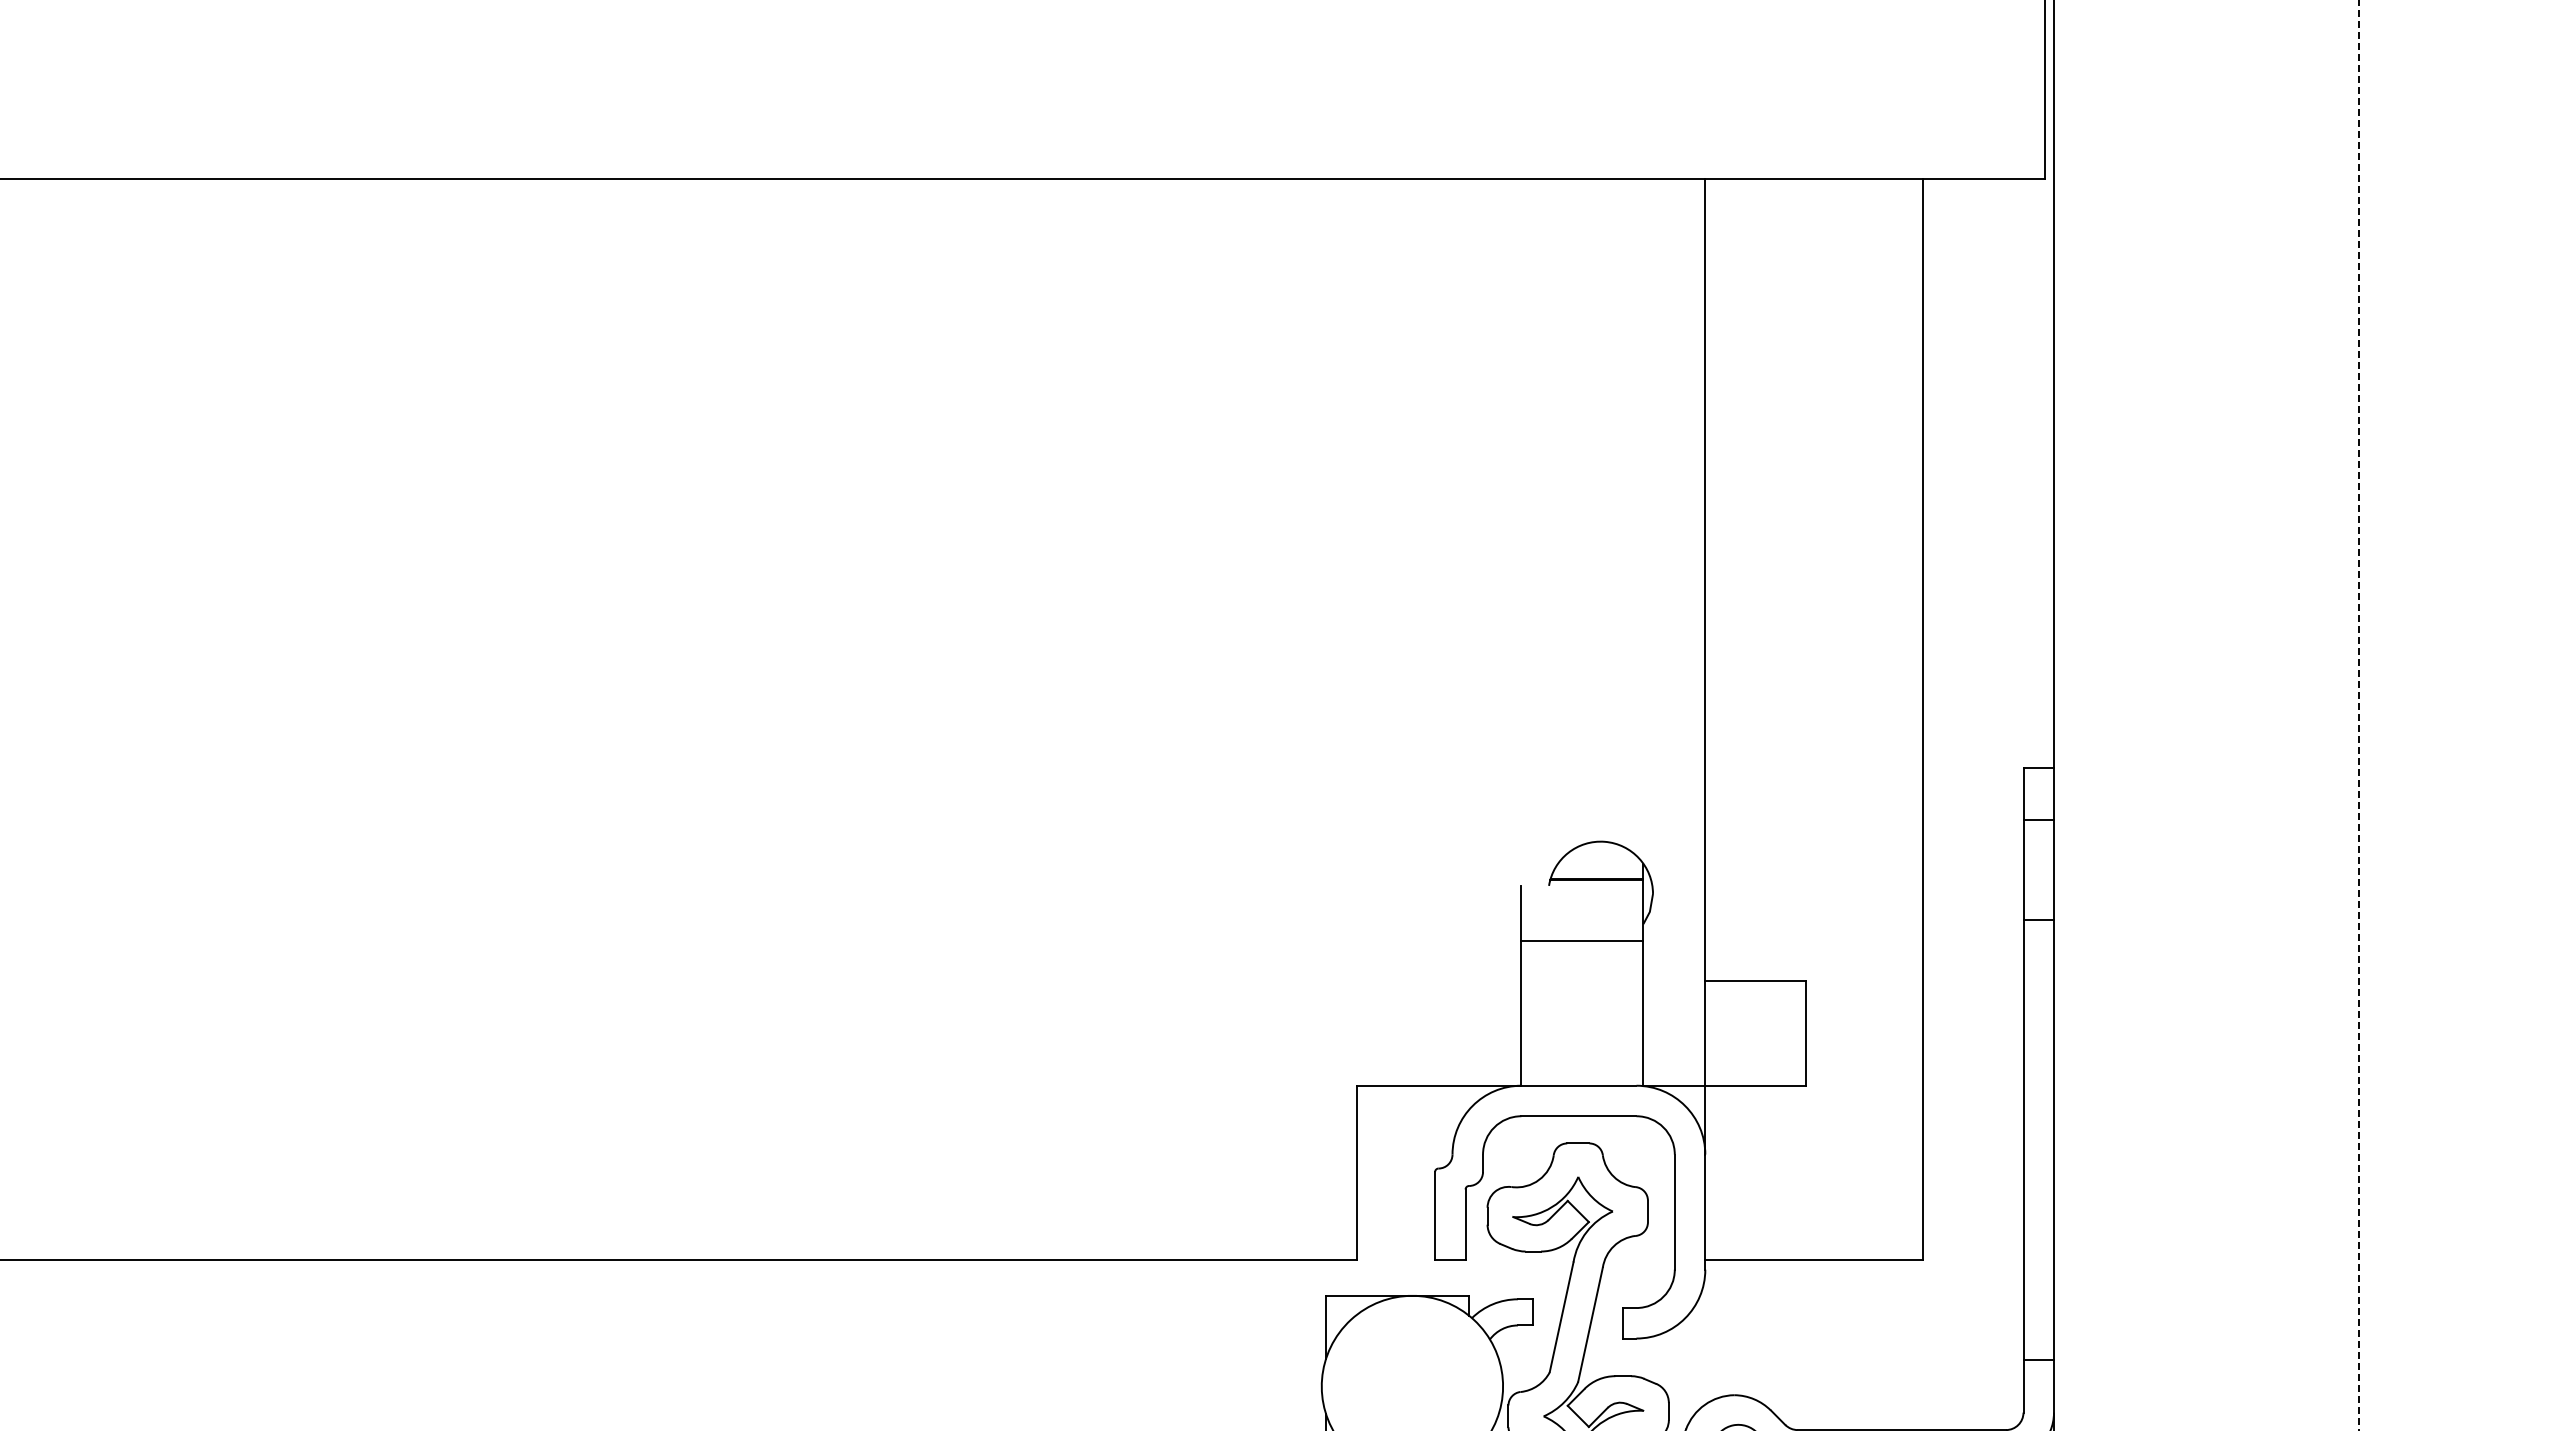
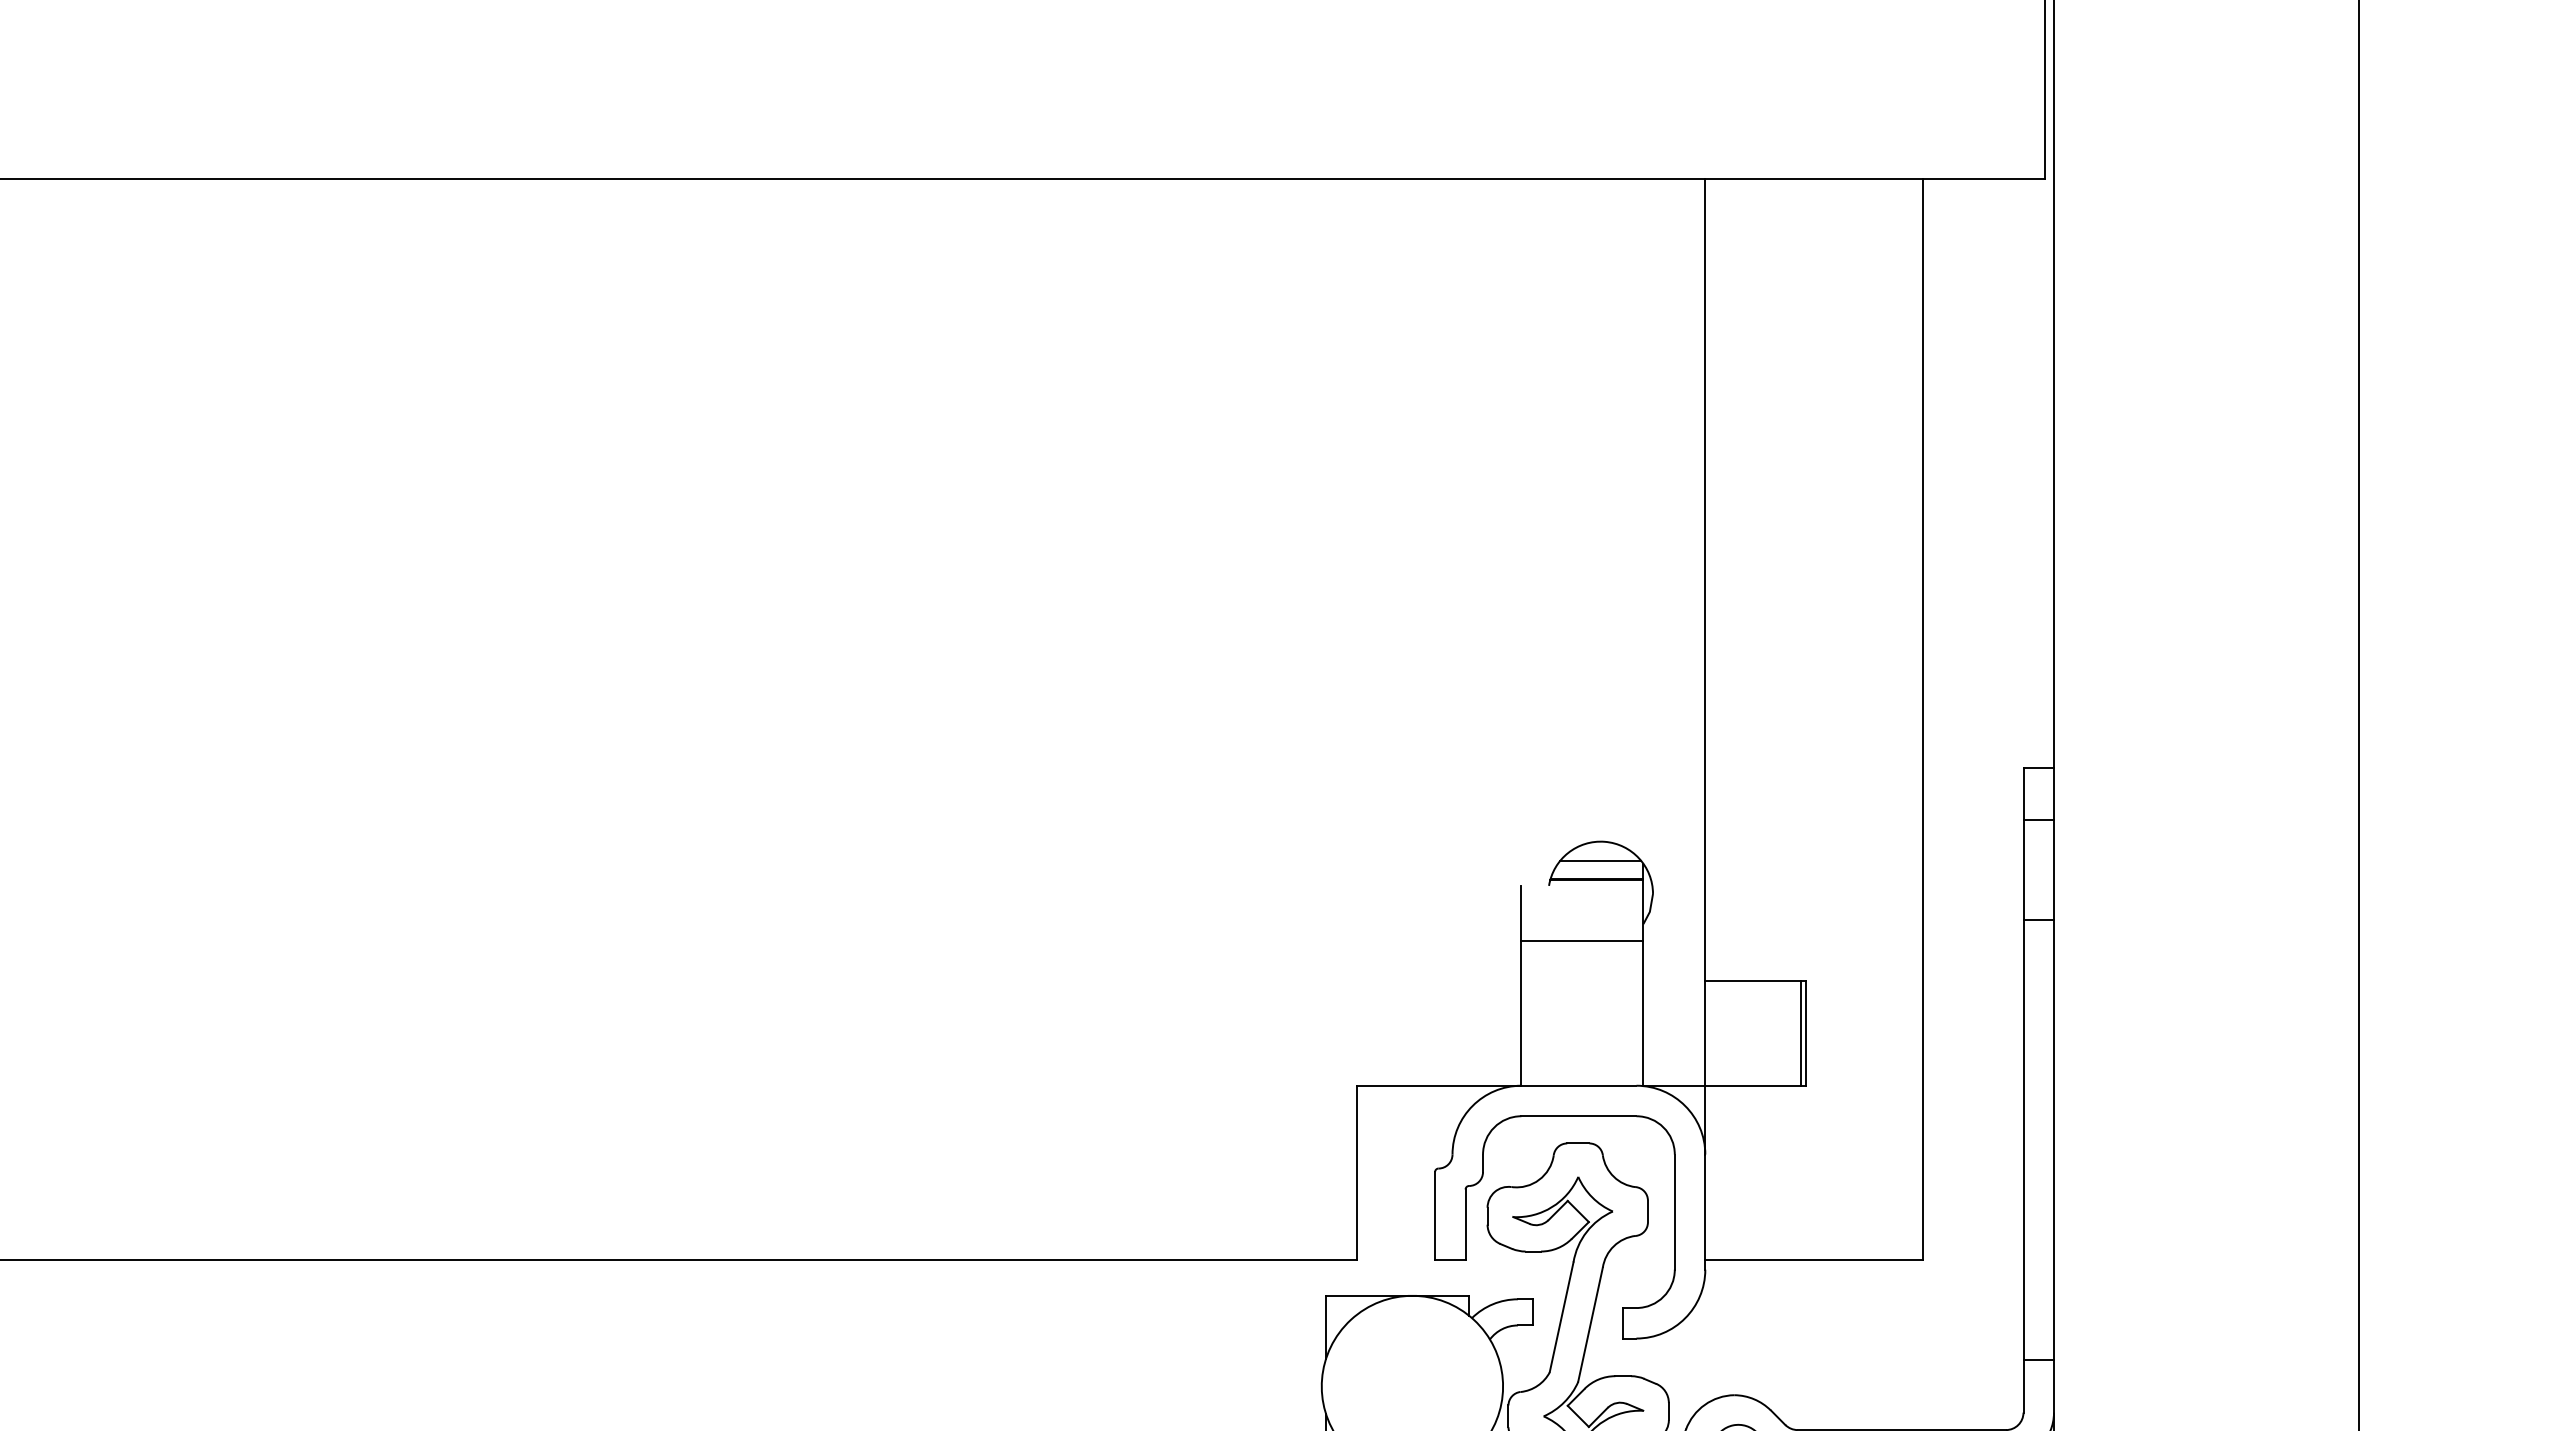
line: dashed -> solid (2359, 716)
line: none -> present (1600, 861)
line: none -> present (1801, 1033)
